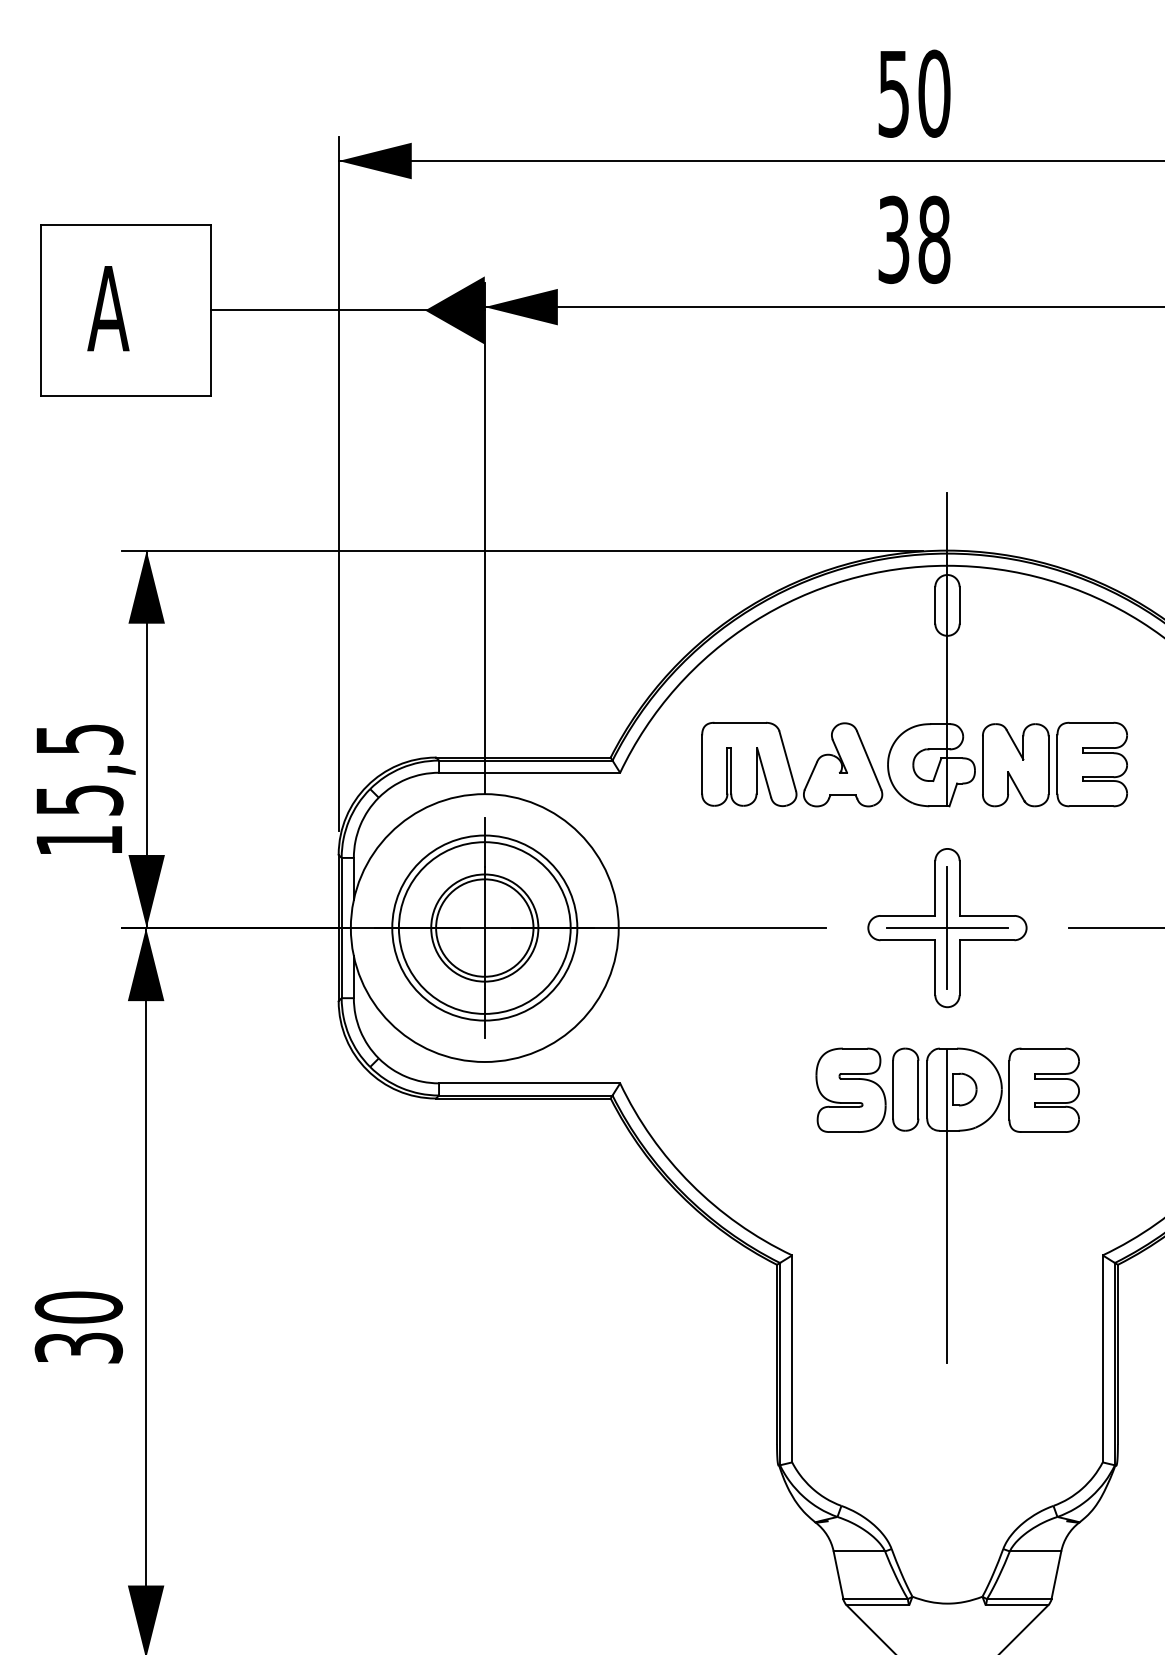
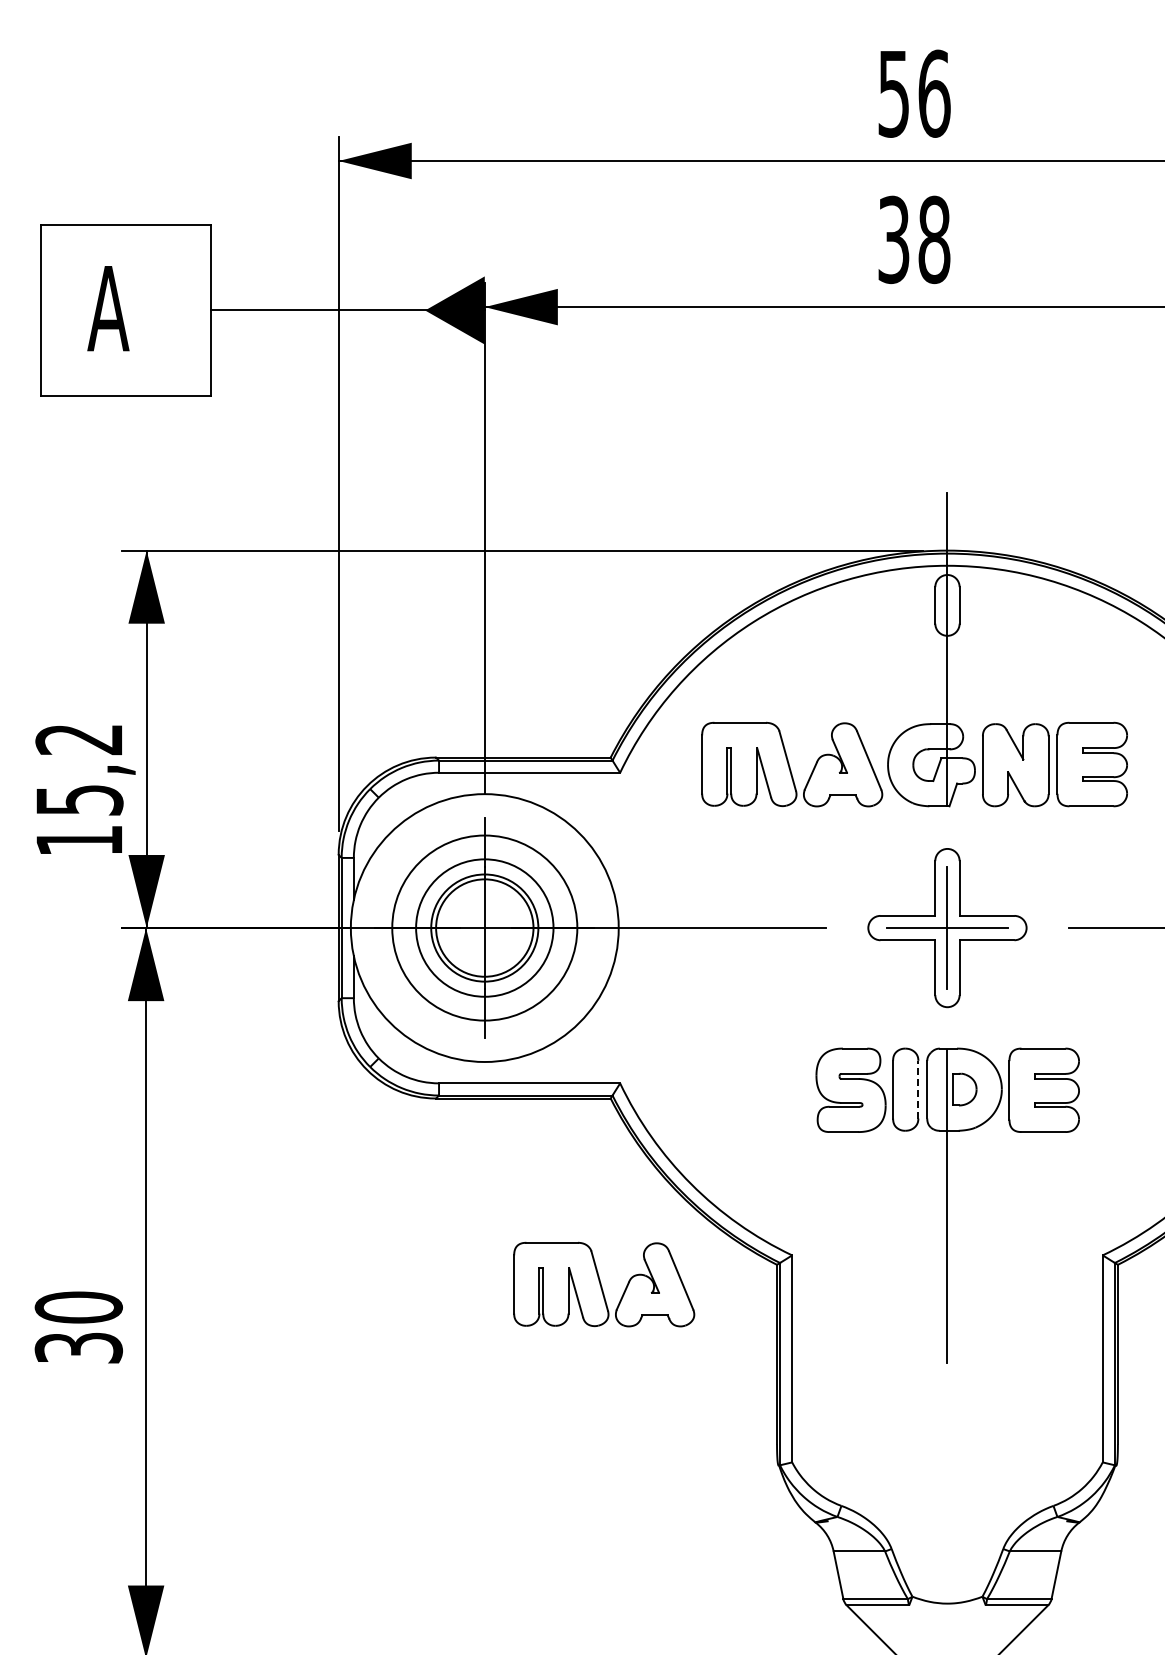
text: 50 -> 56 (934, 93)
text: 15,5 -> 15,2 (79, 739)
circle diameter: 172 px -> 137 px (484, 927)
line: solid -> dashed (918, 1089)
part: none -> present (604, 1284)
